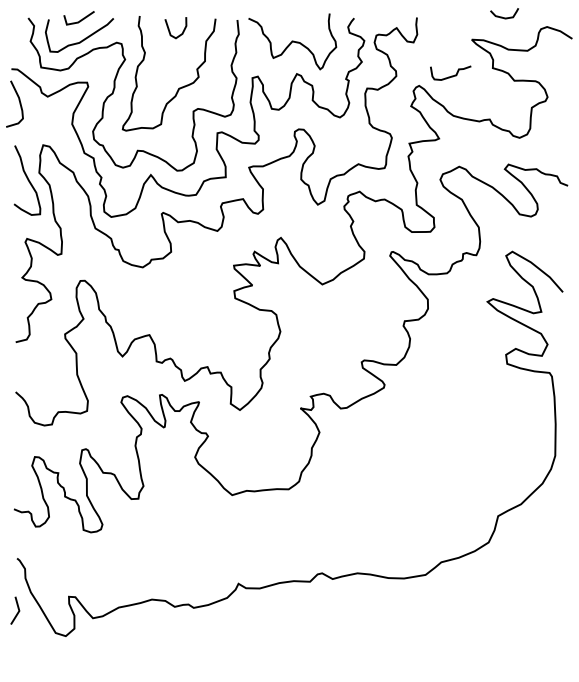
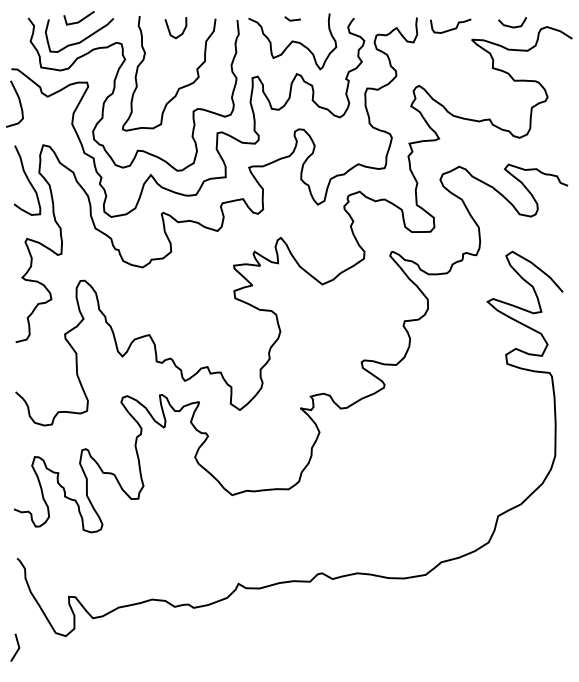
curve position: (502, 16) -> (510, 25) (510, 25)
line: none -> present (292, 19)
curve position: (451, 75) -> (451, 28) (451, 28)
line position: (17, 611) -> (17, 648) (17, 648)
